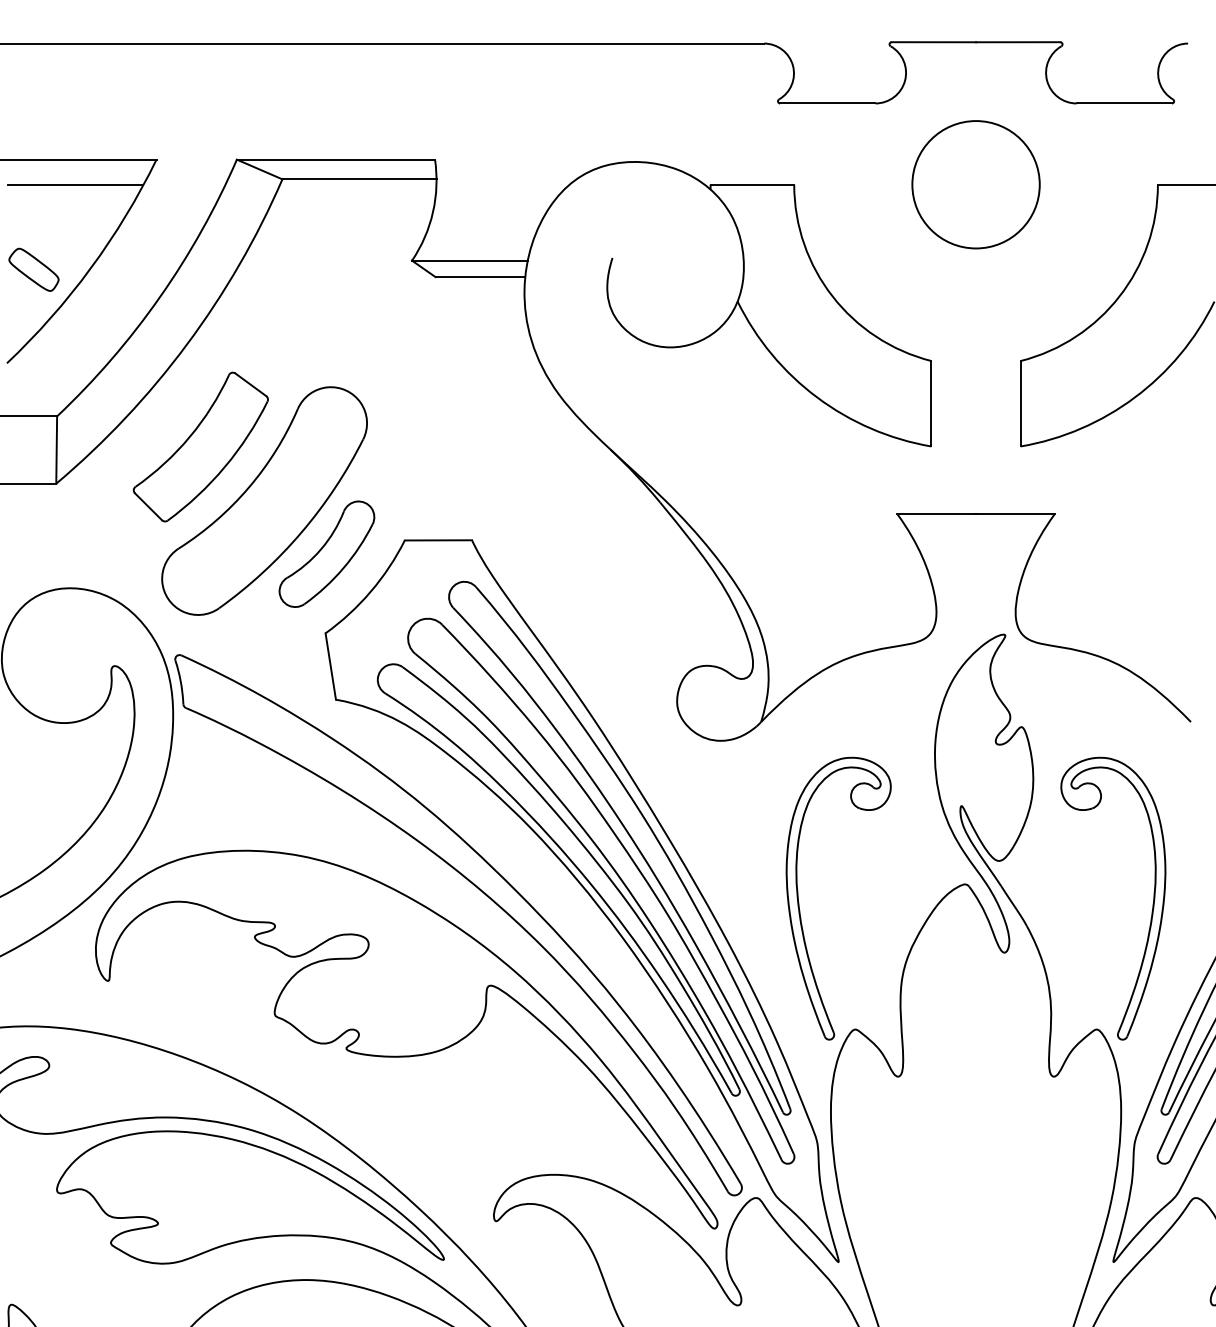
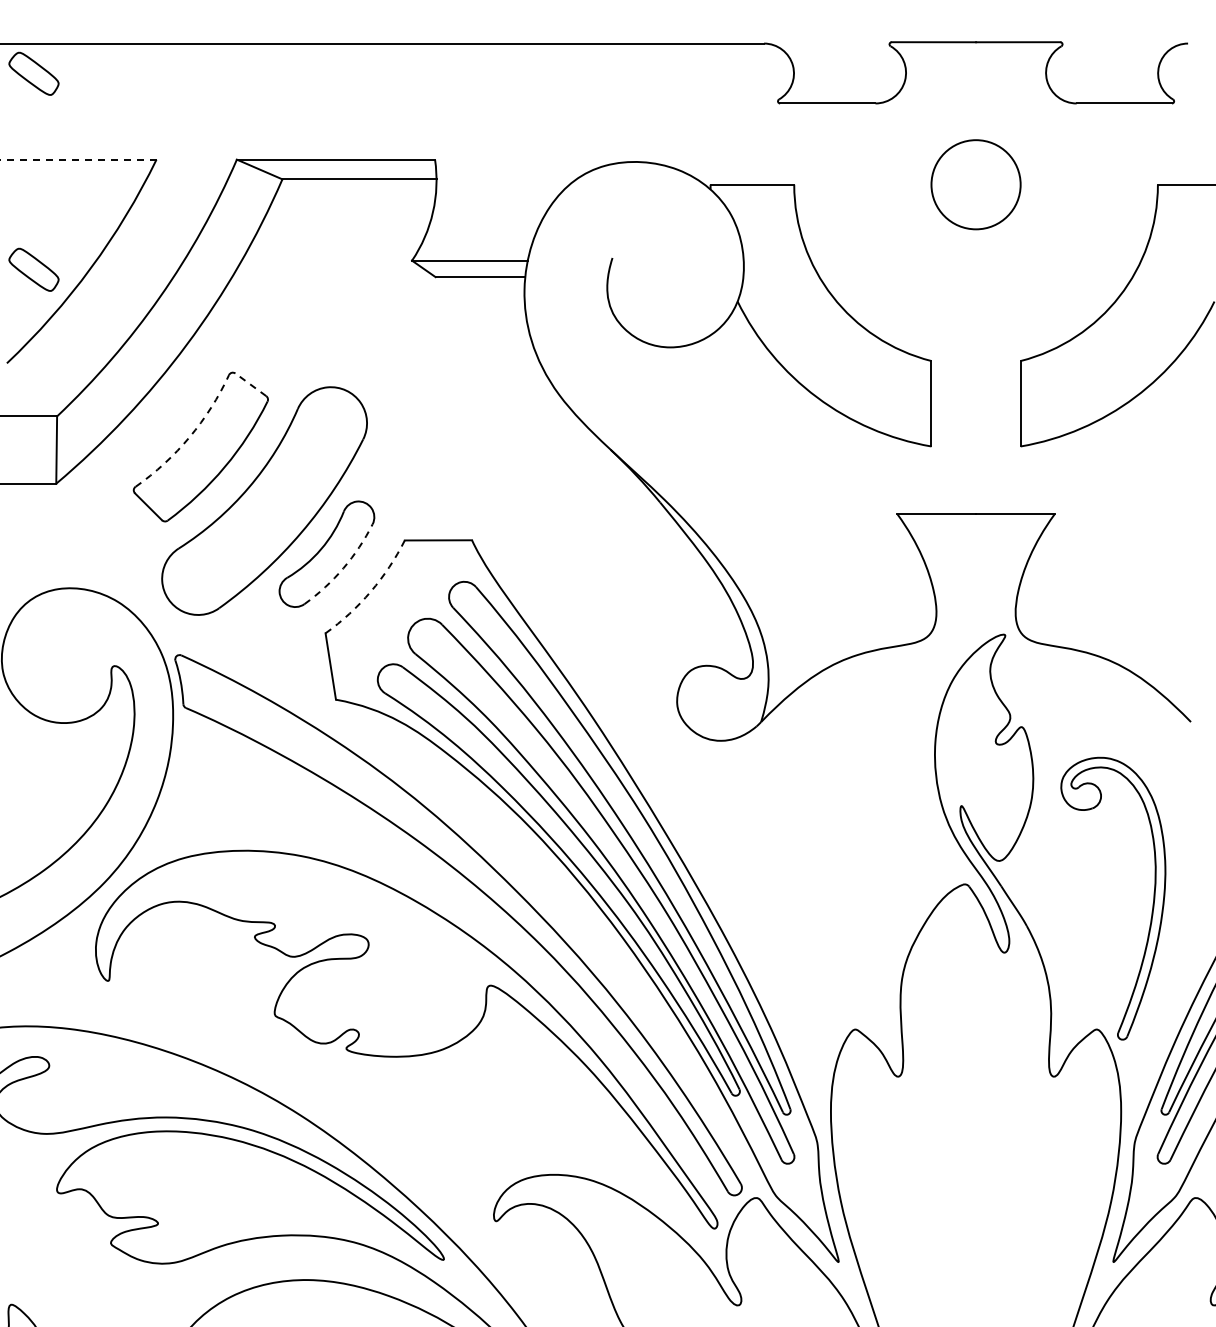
part: none -> present (33, 73)
line: solid -> dashed (77, 159)
circle diameter: 127 px -> 89 px (975, 184)
line: present -> none (75, 185)
line: solid -> dashed (250, 384)
arc: solid -> dashed (189, 437)
arc: solid -> dashed (343, 568)
arc: solid -> dashed (370, 591)
part: present -> none (799, 902)
